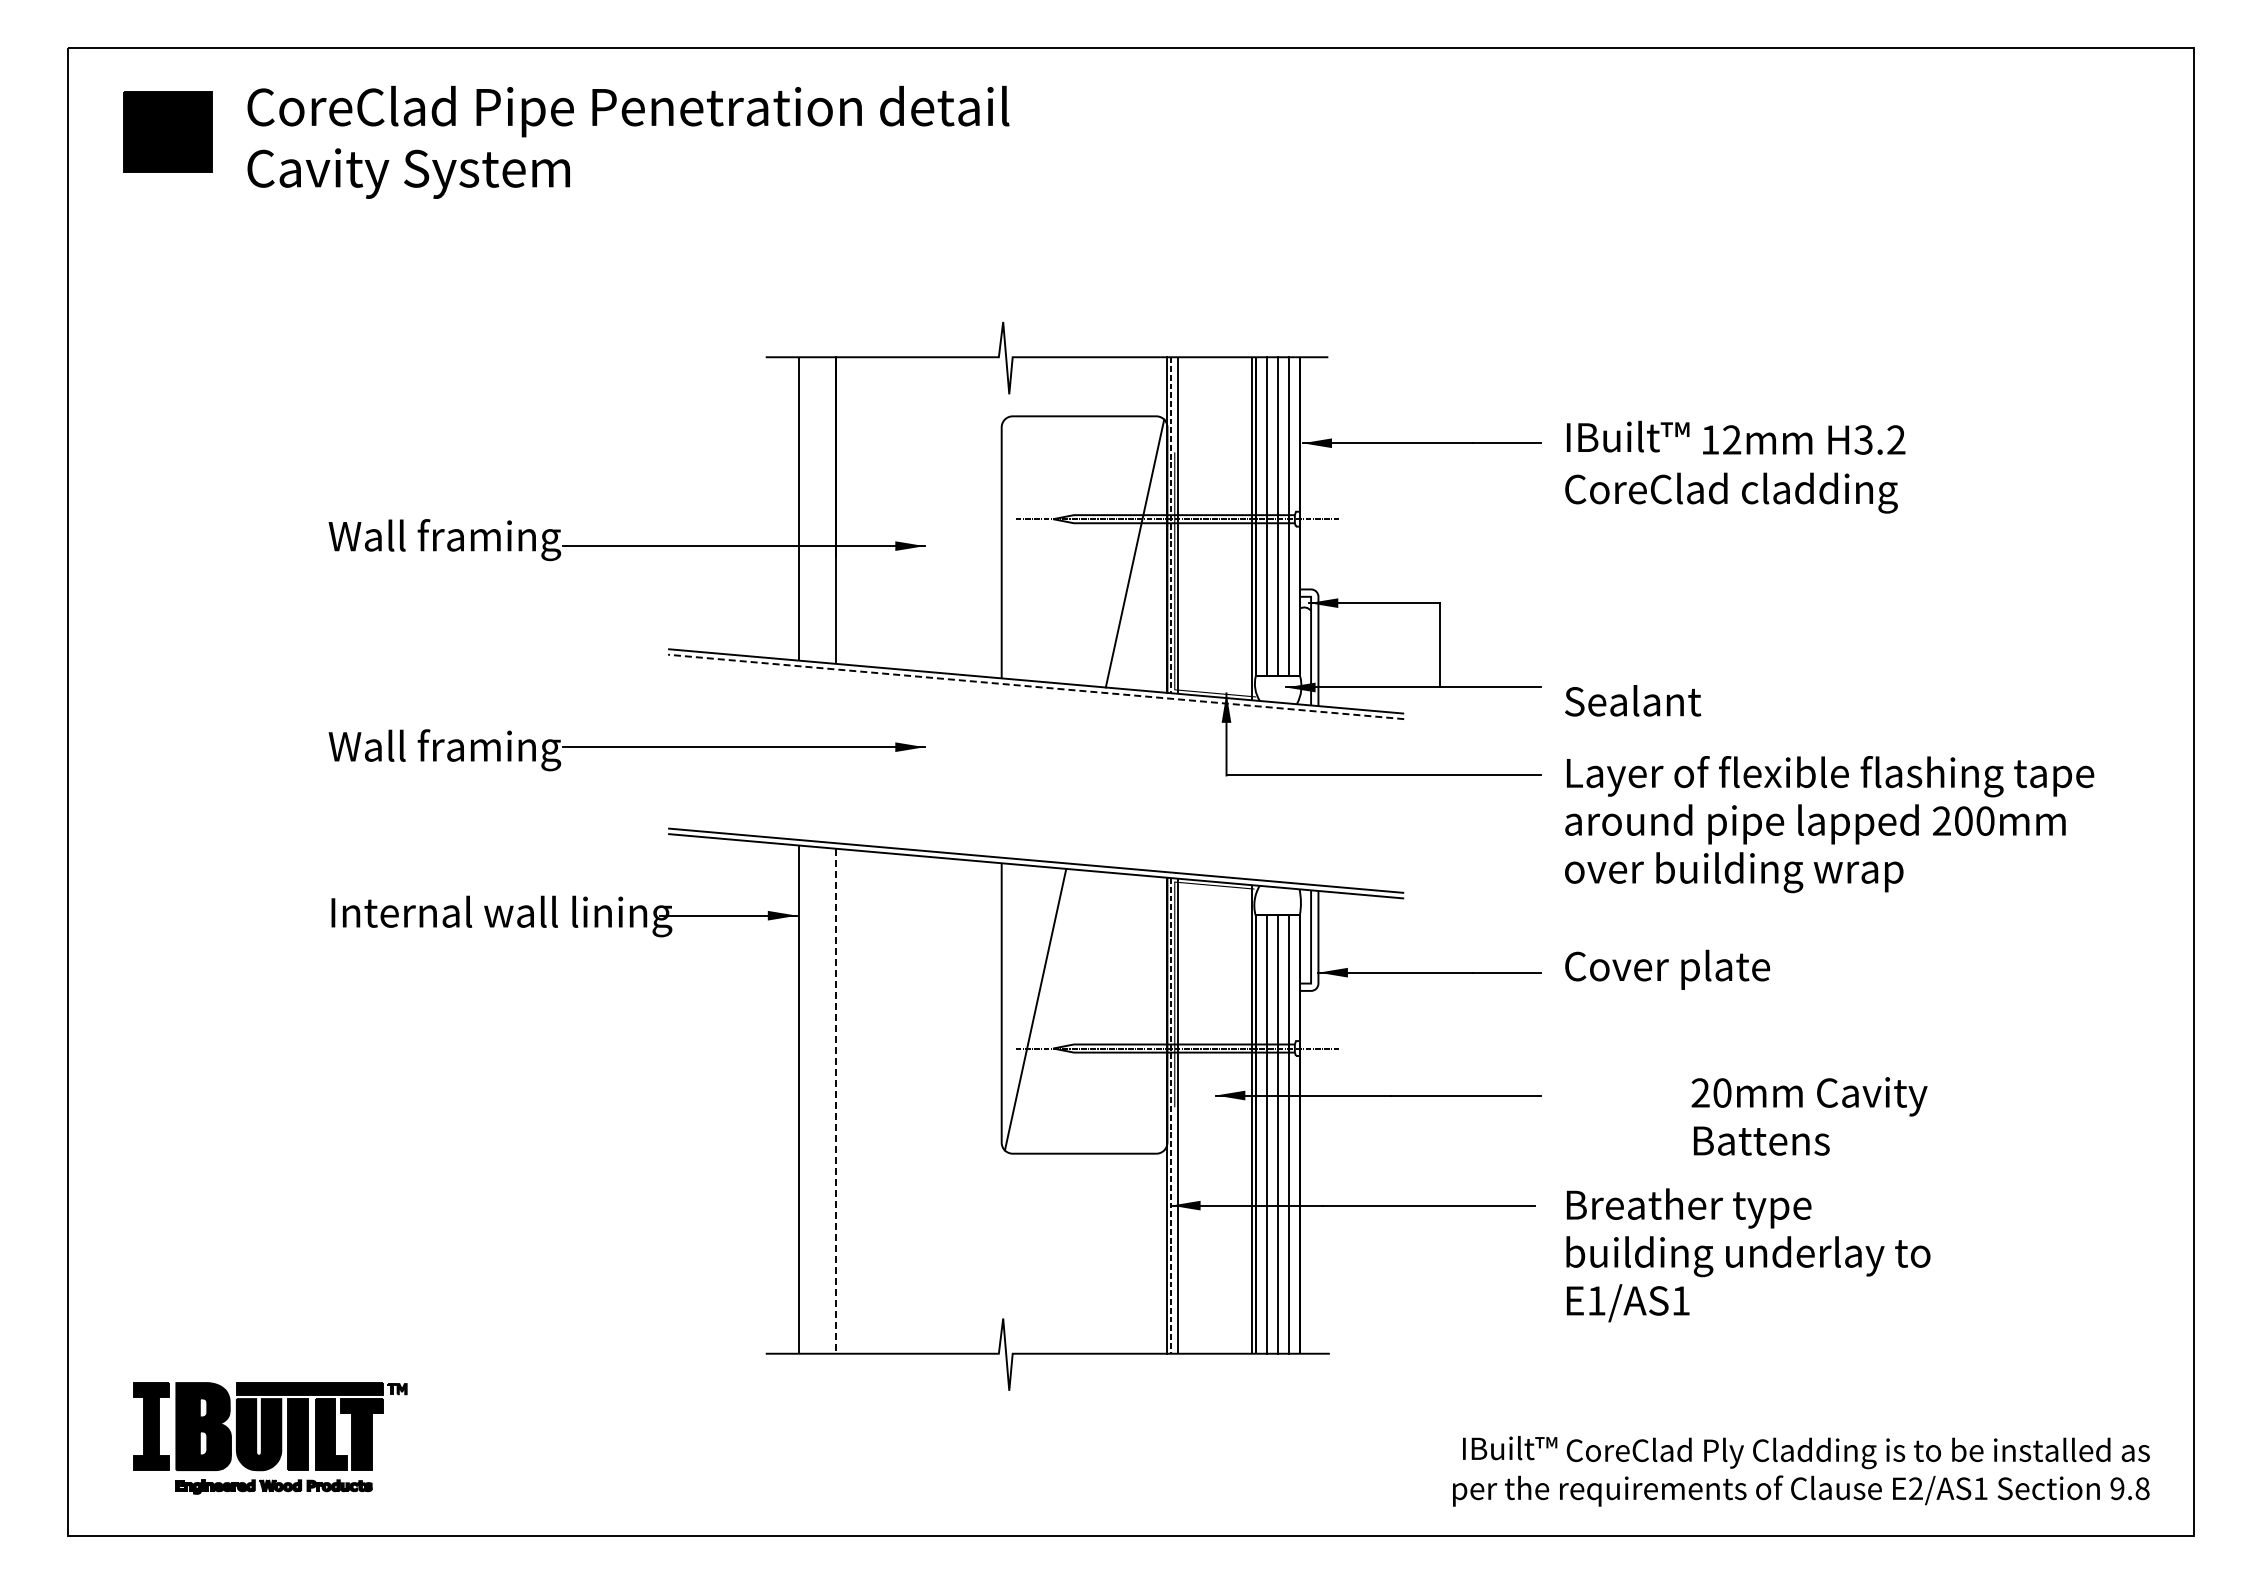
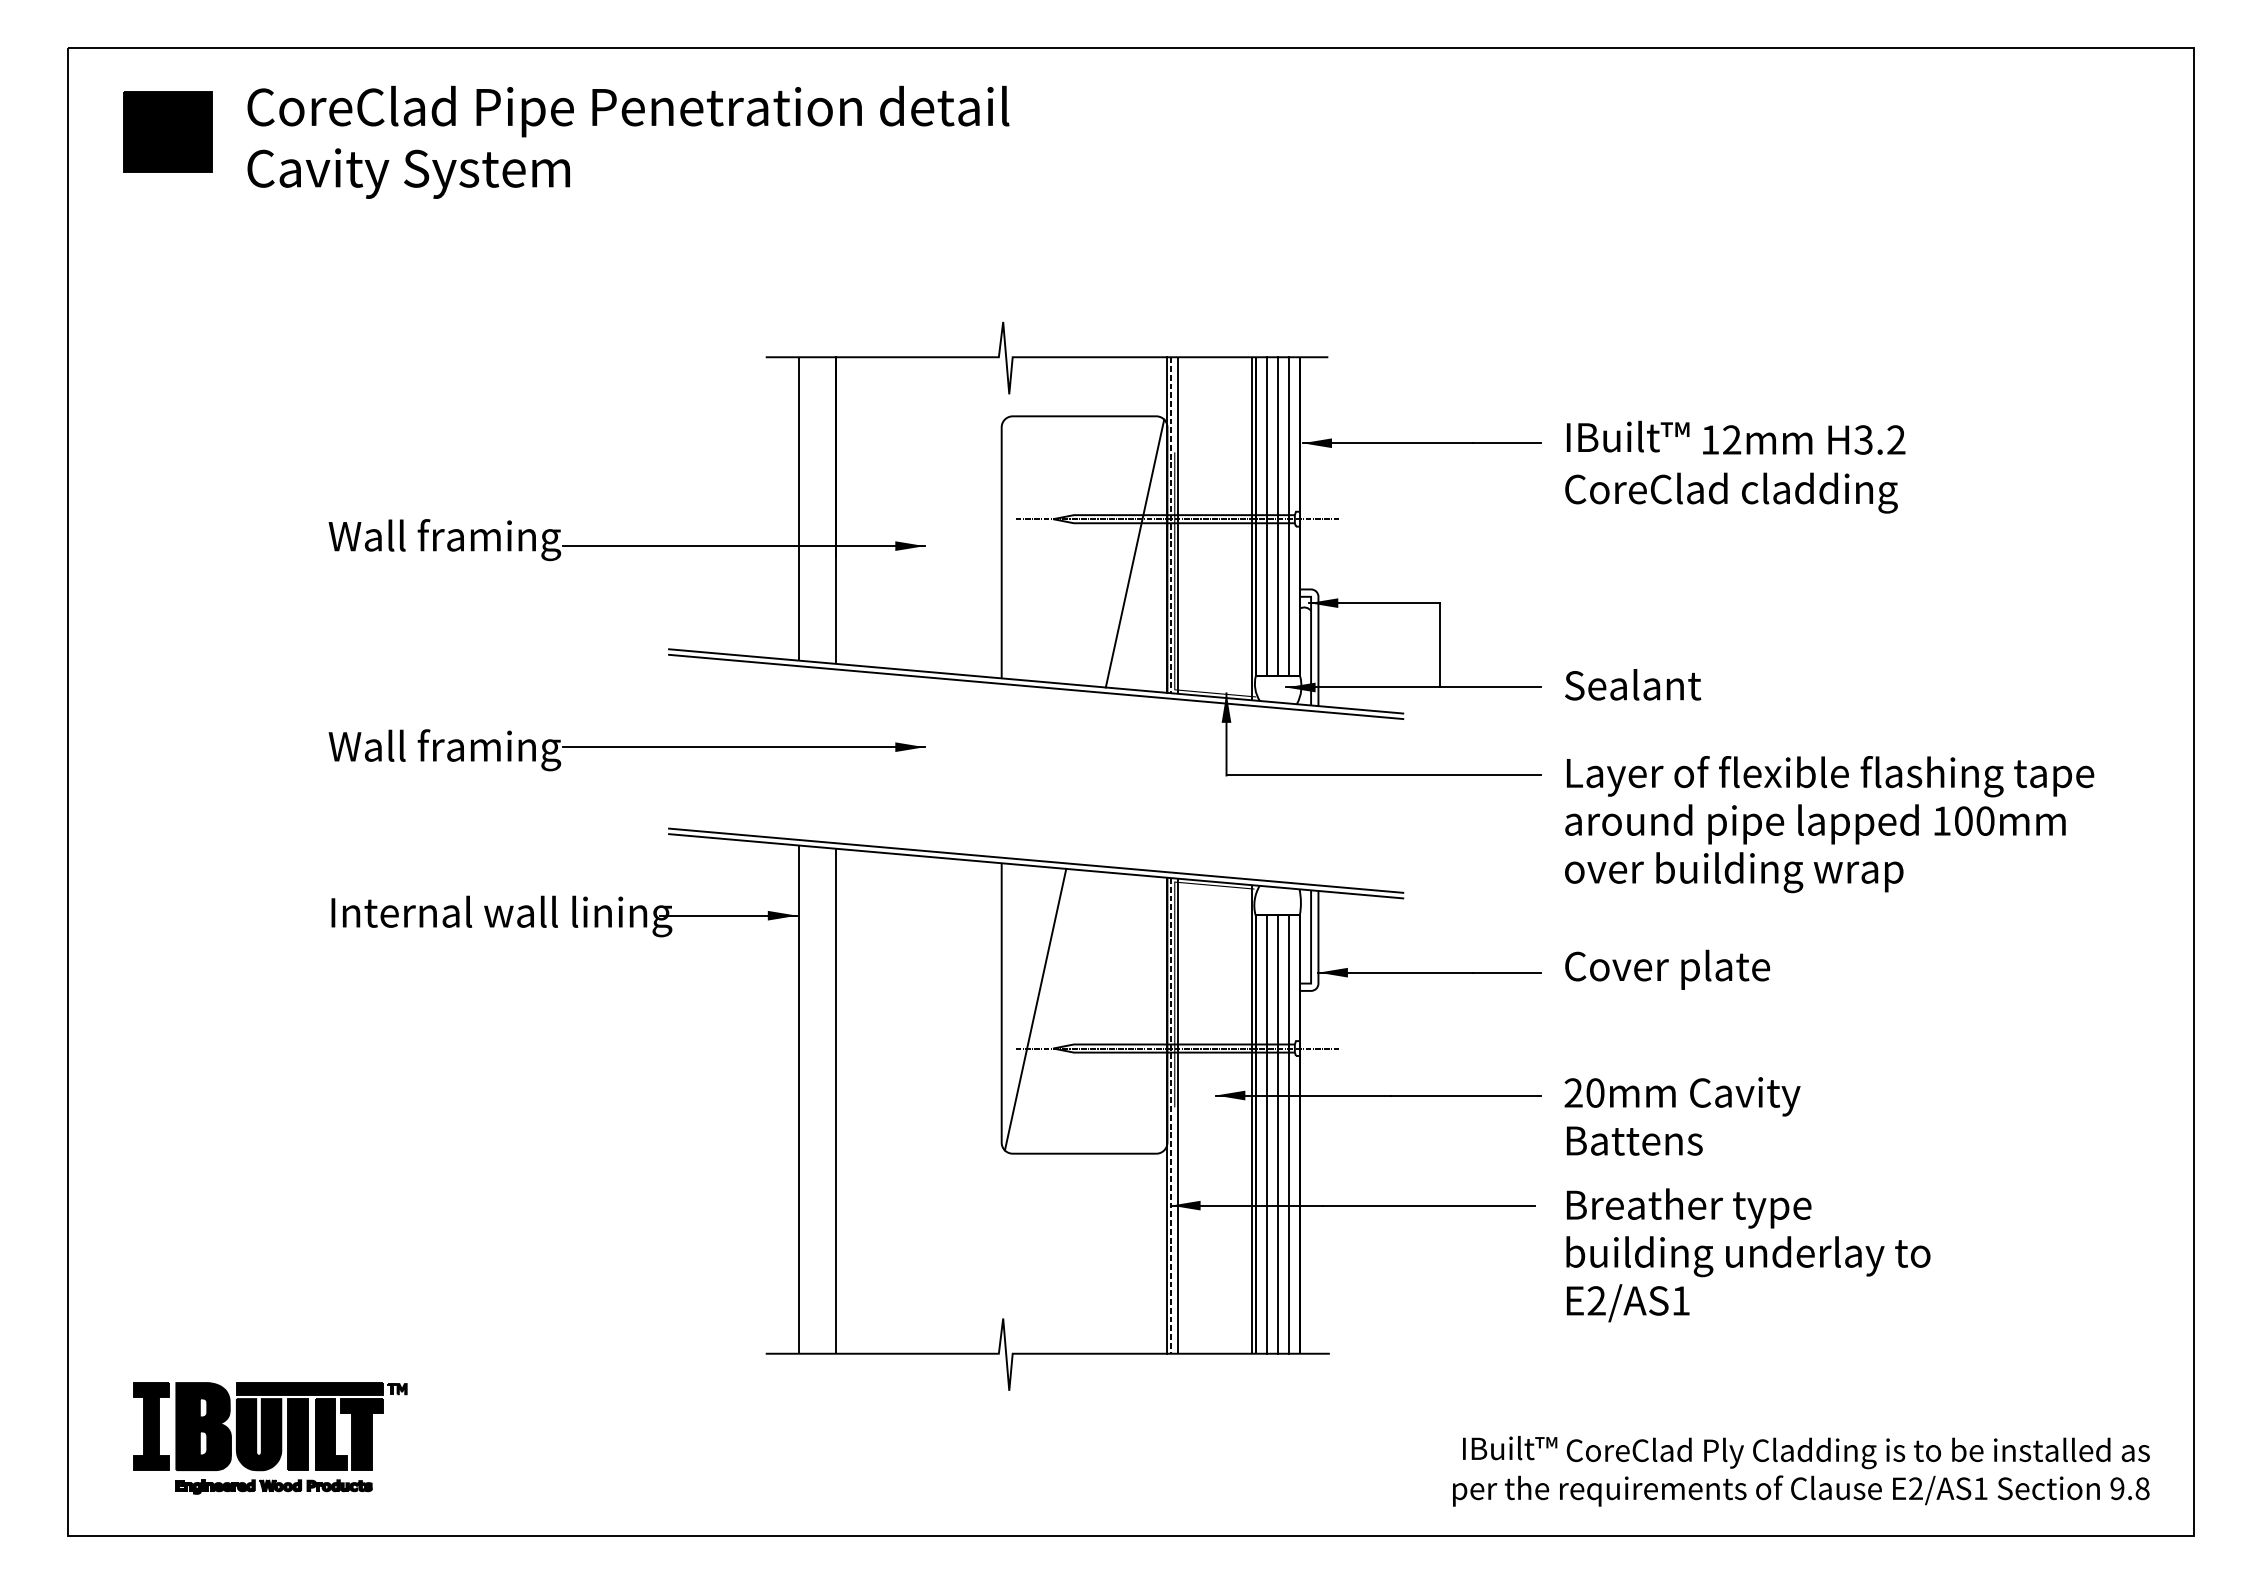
line: dashed -> solid (1035, 686)
text position: (1633, 700) -> (1633, 684) (1633, 684)
text: 200mm -> 100mm (1941, 820)
line: dashed -> solid (835, 1101)
text position: (1809, 1116) -> (1682, 1116) (1682, 1116)
text: E1/AS1 -> E2/AS1 (1596, 1300)
